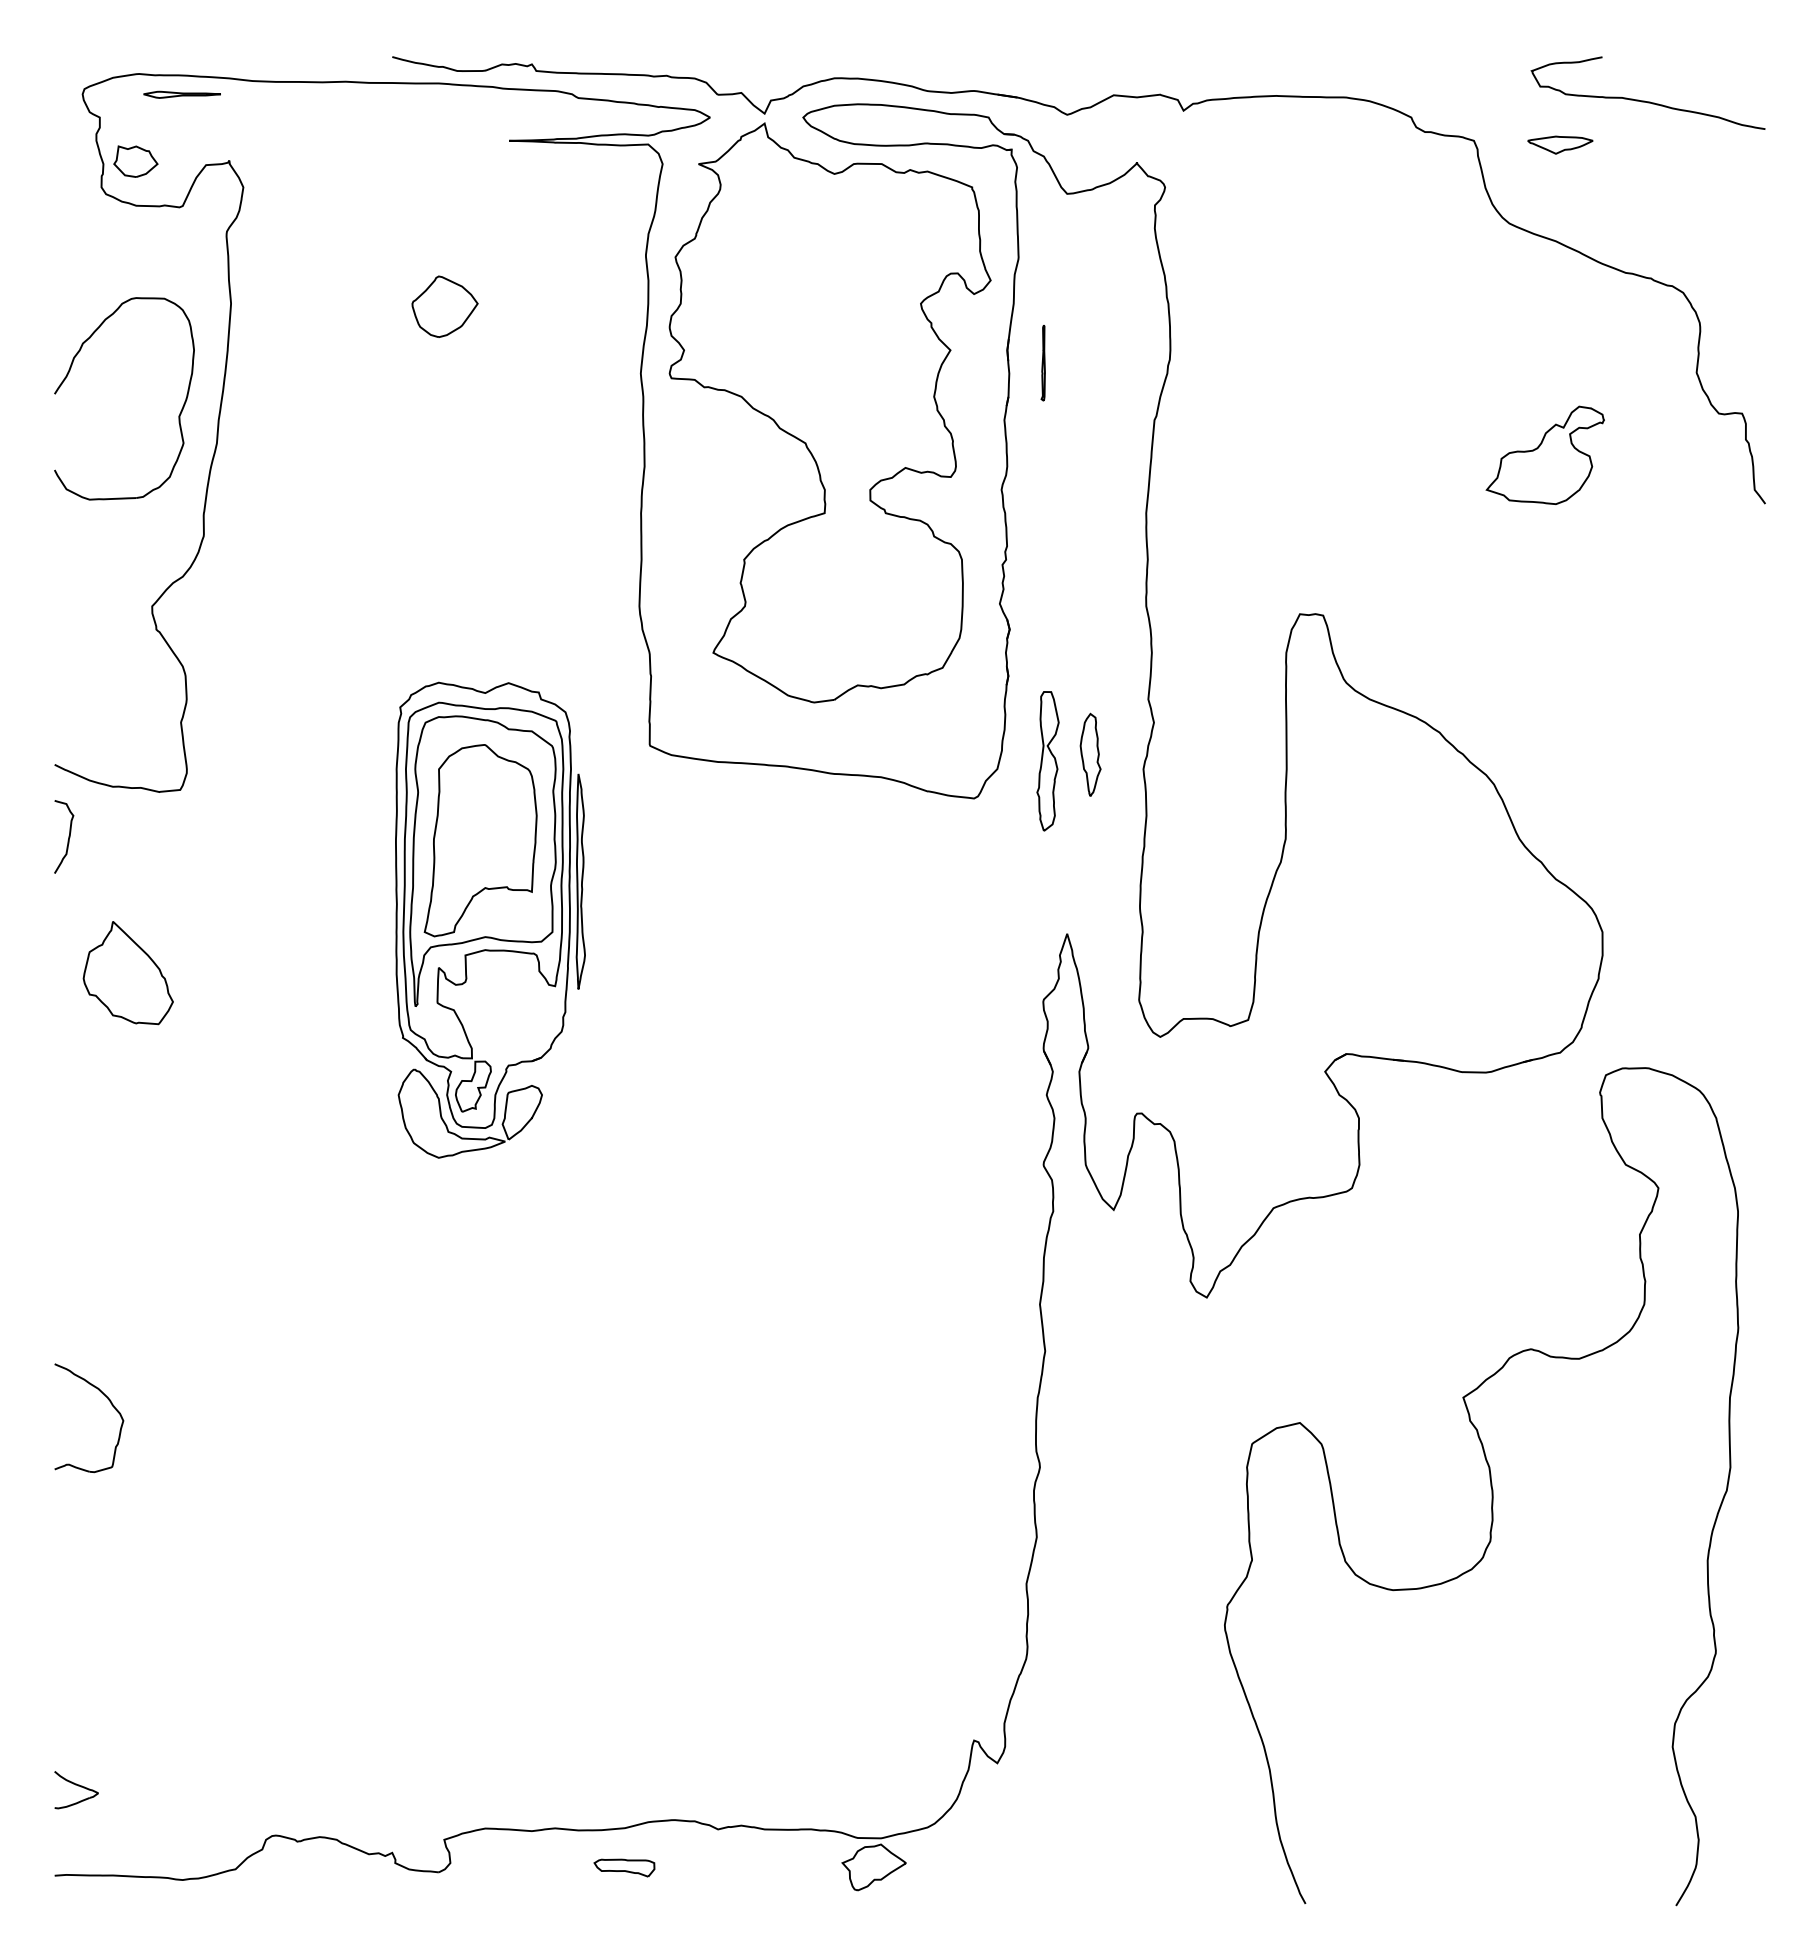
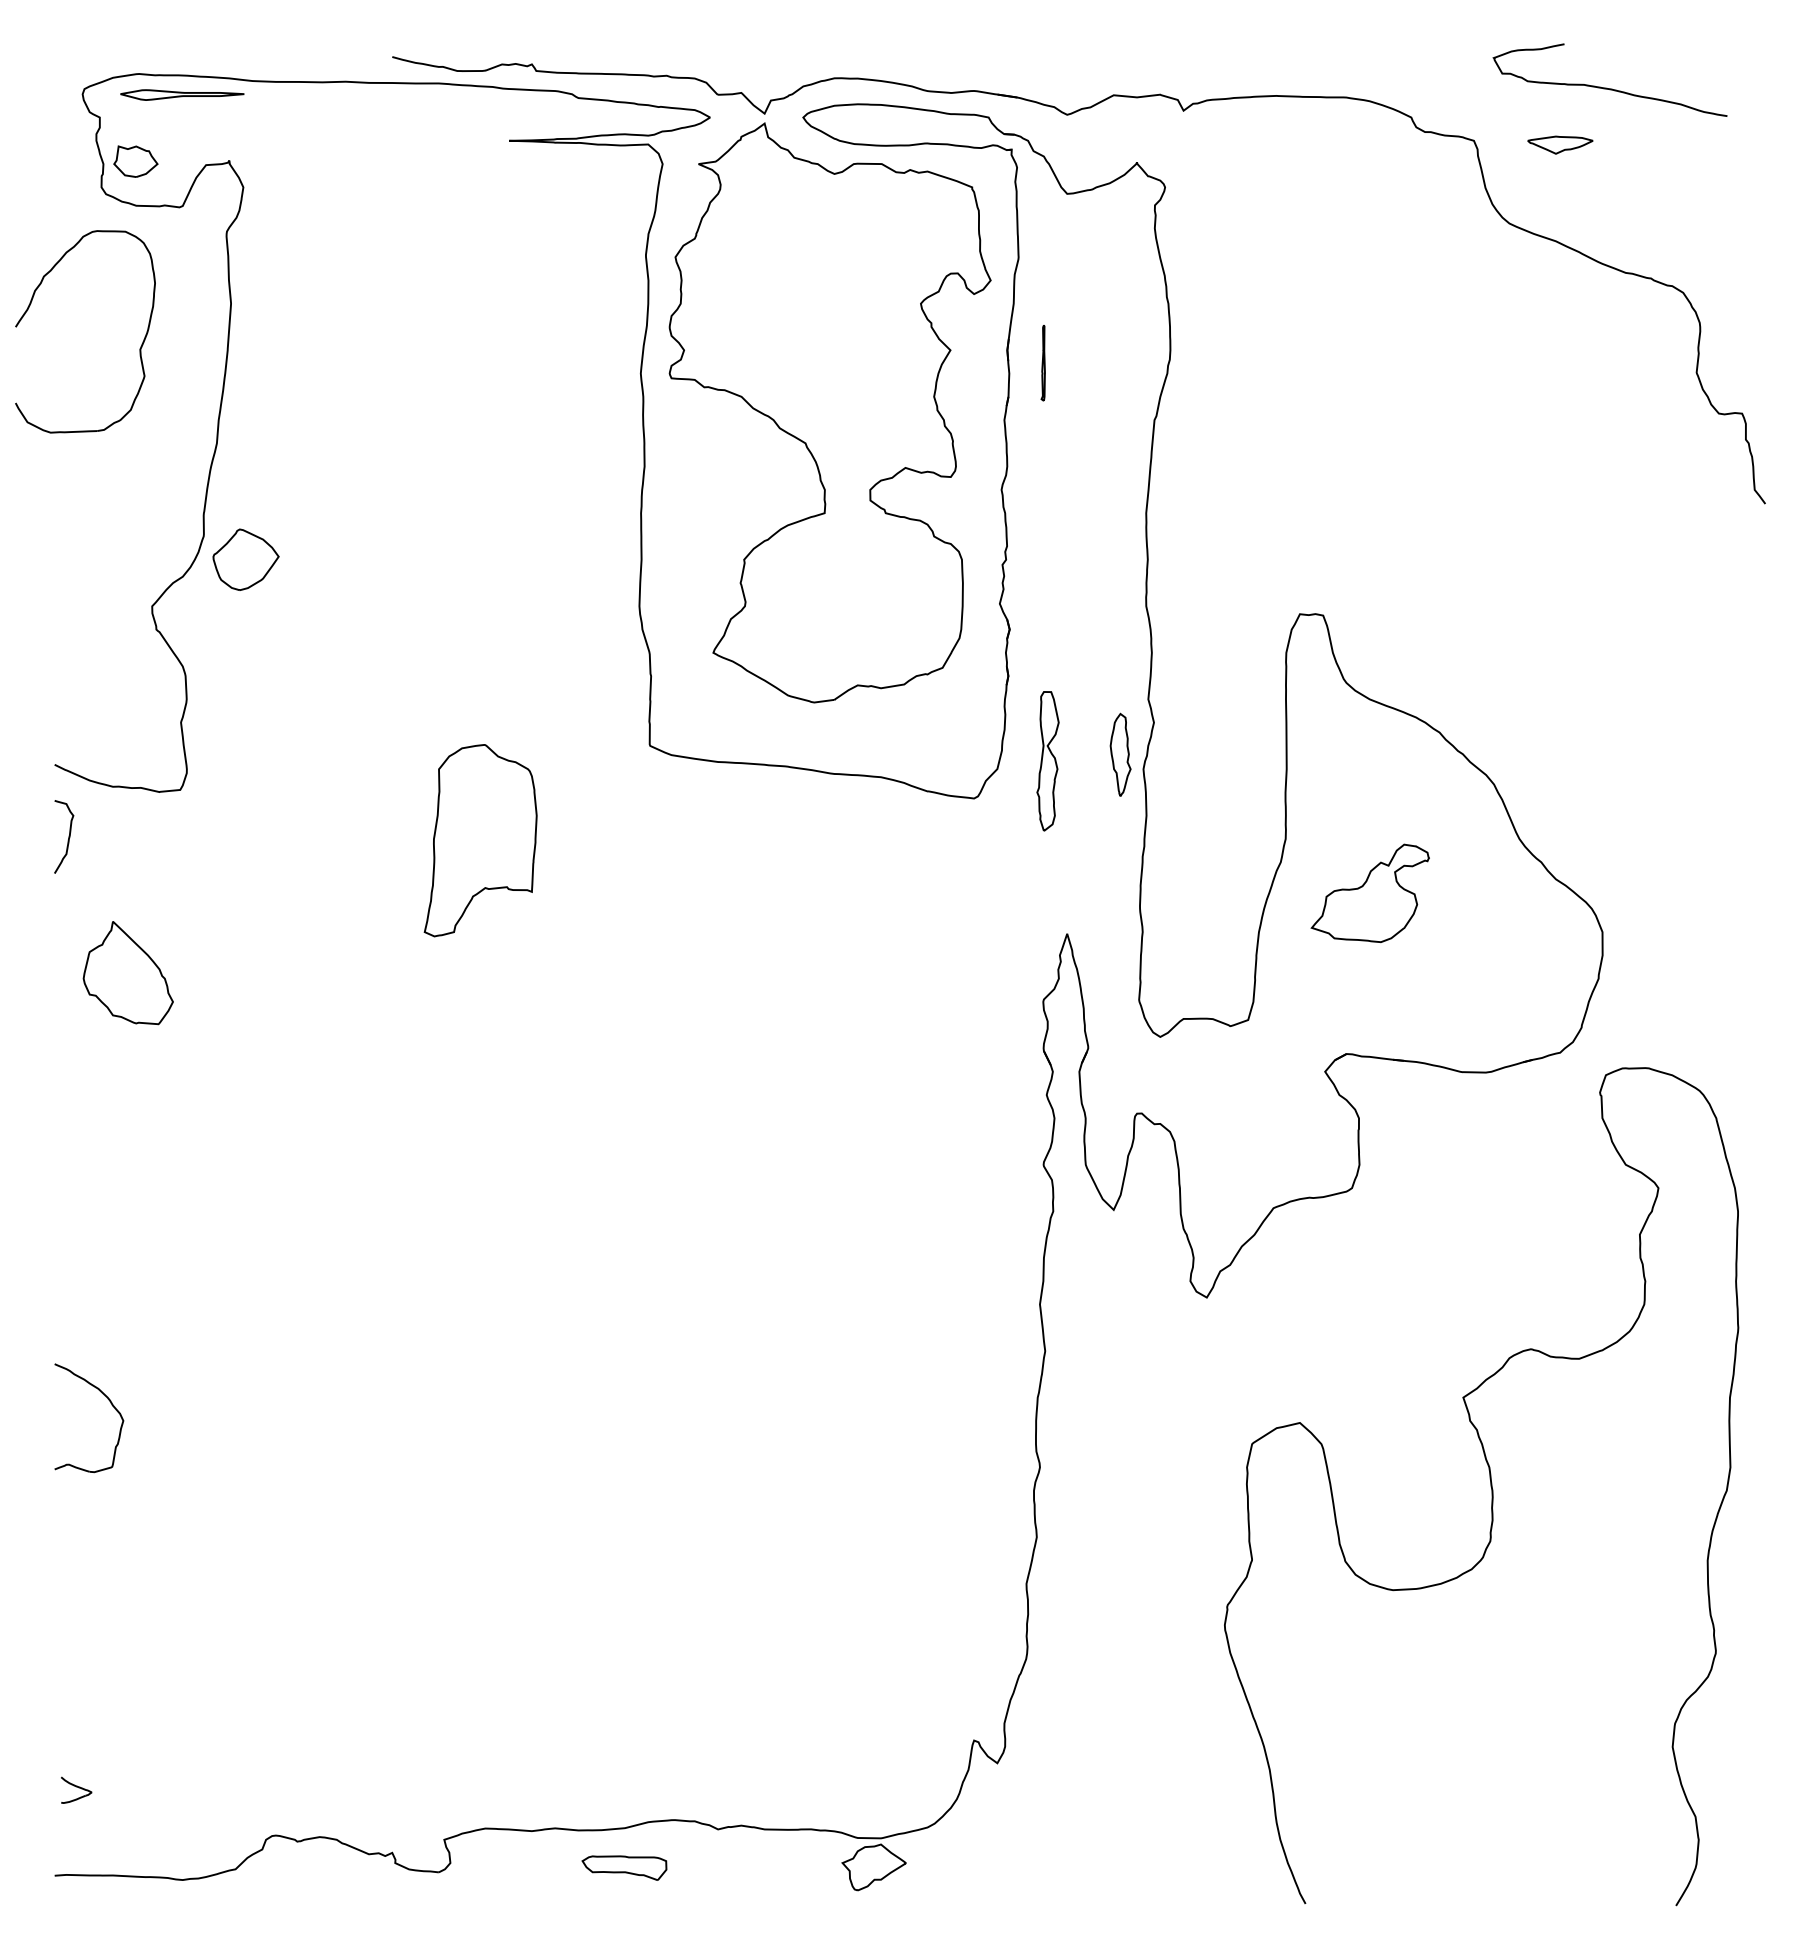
part size: 78x9 px -> 125x12 px (182, 94)
curve position: (1644, 100) -> (1606, 87) (1606, 87)
part position: (444, 306) -> (245, 559) (245, 559)
part position: (178, 415) -> (139, 348) (139, 348)
part position: (1544, 454) -> (1369, 892) (1369, 892)
part position: (1090, 754) -> (1120, 754) (1120, 754)
part: present -> none (490, 919)
part size: 45x39 px -> 32x28 px (76, 1789)
part size: 63x20 px -> 87x26 px (624, 1867)
